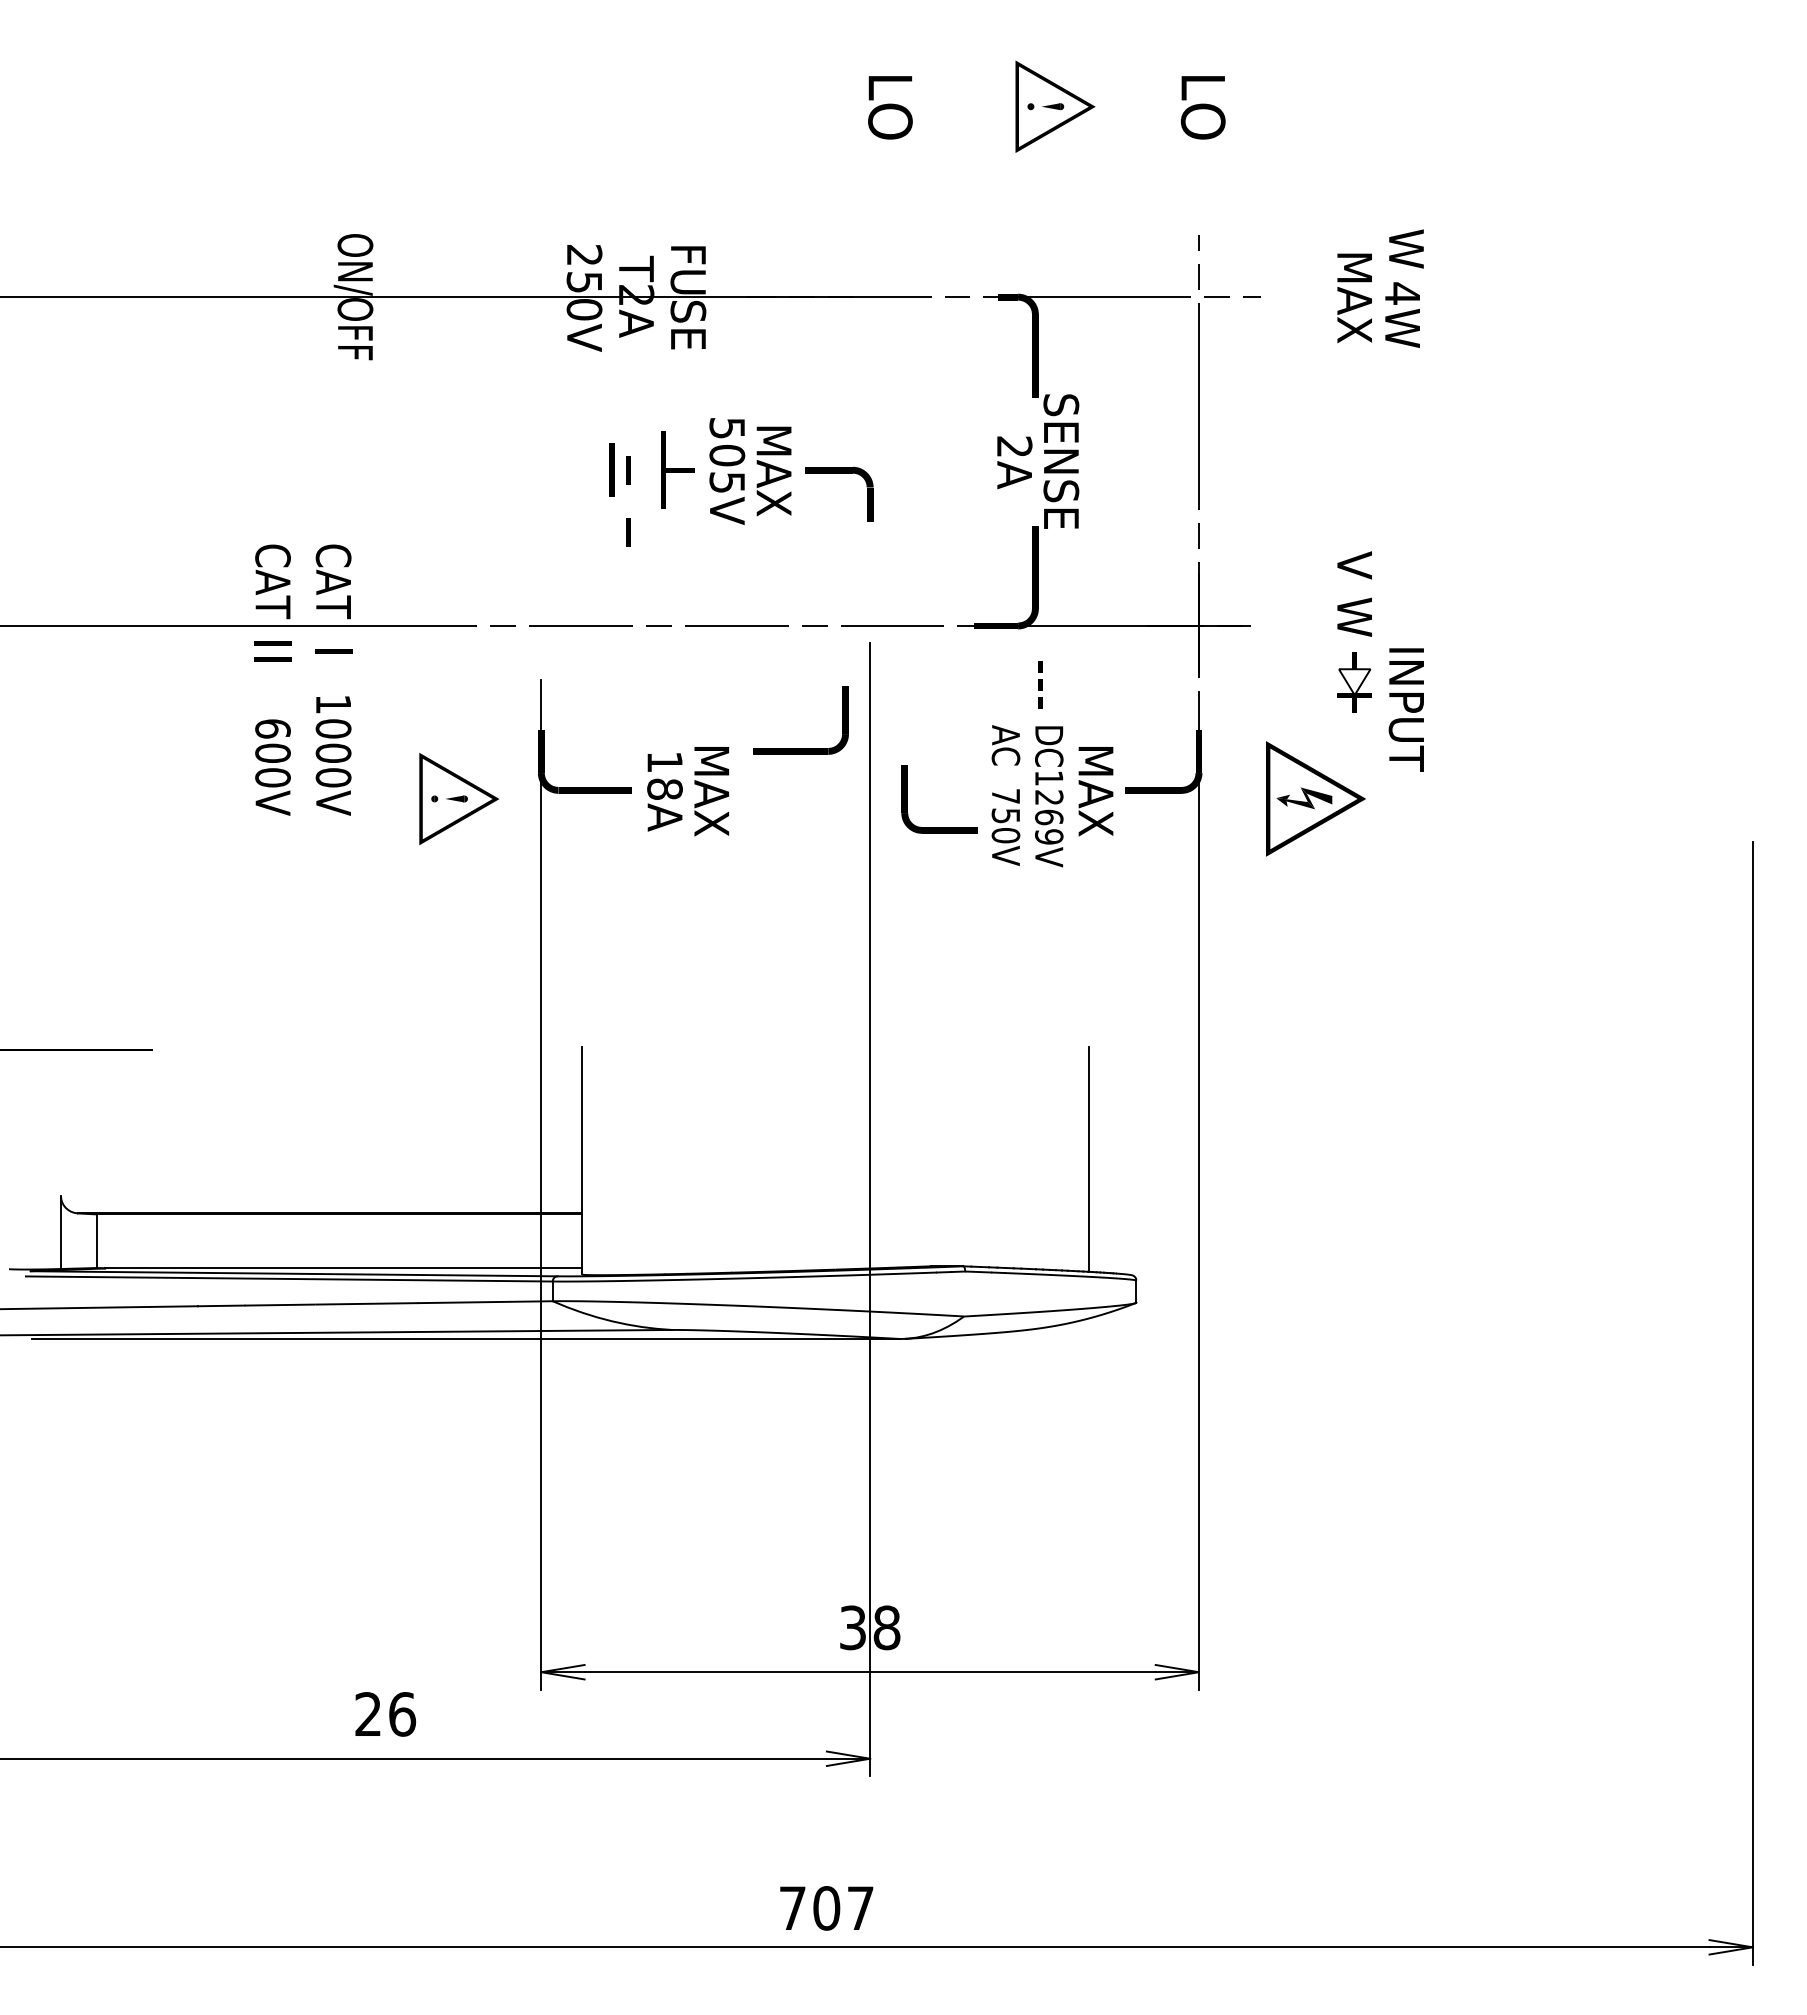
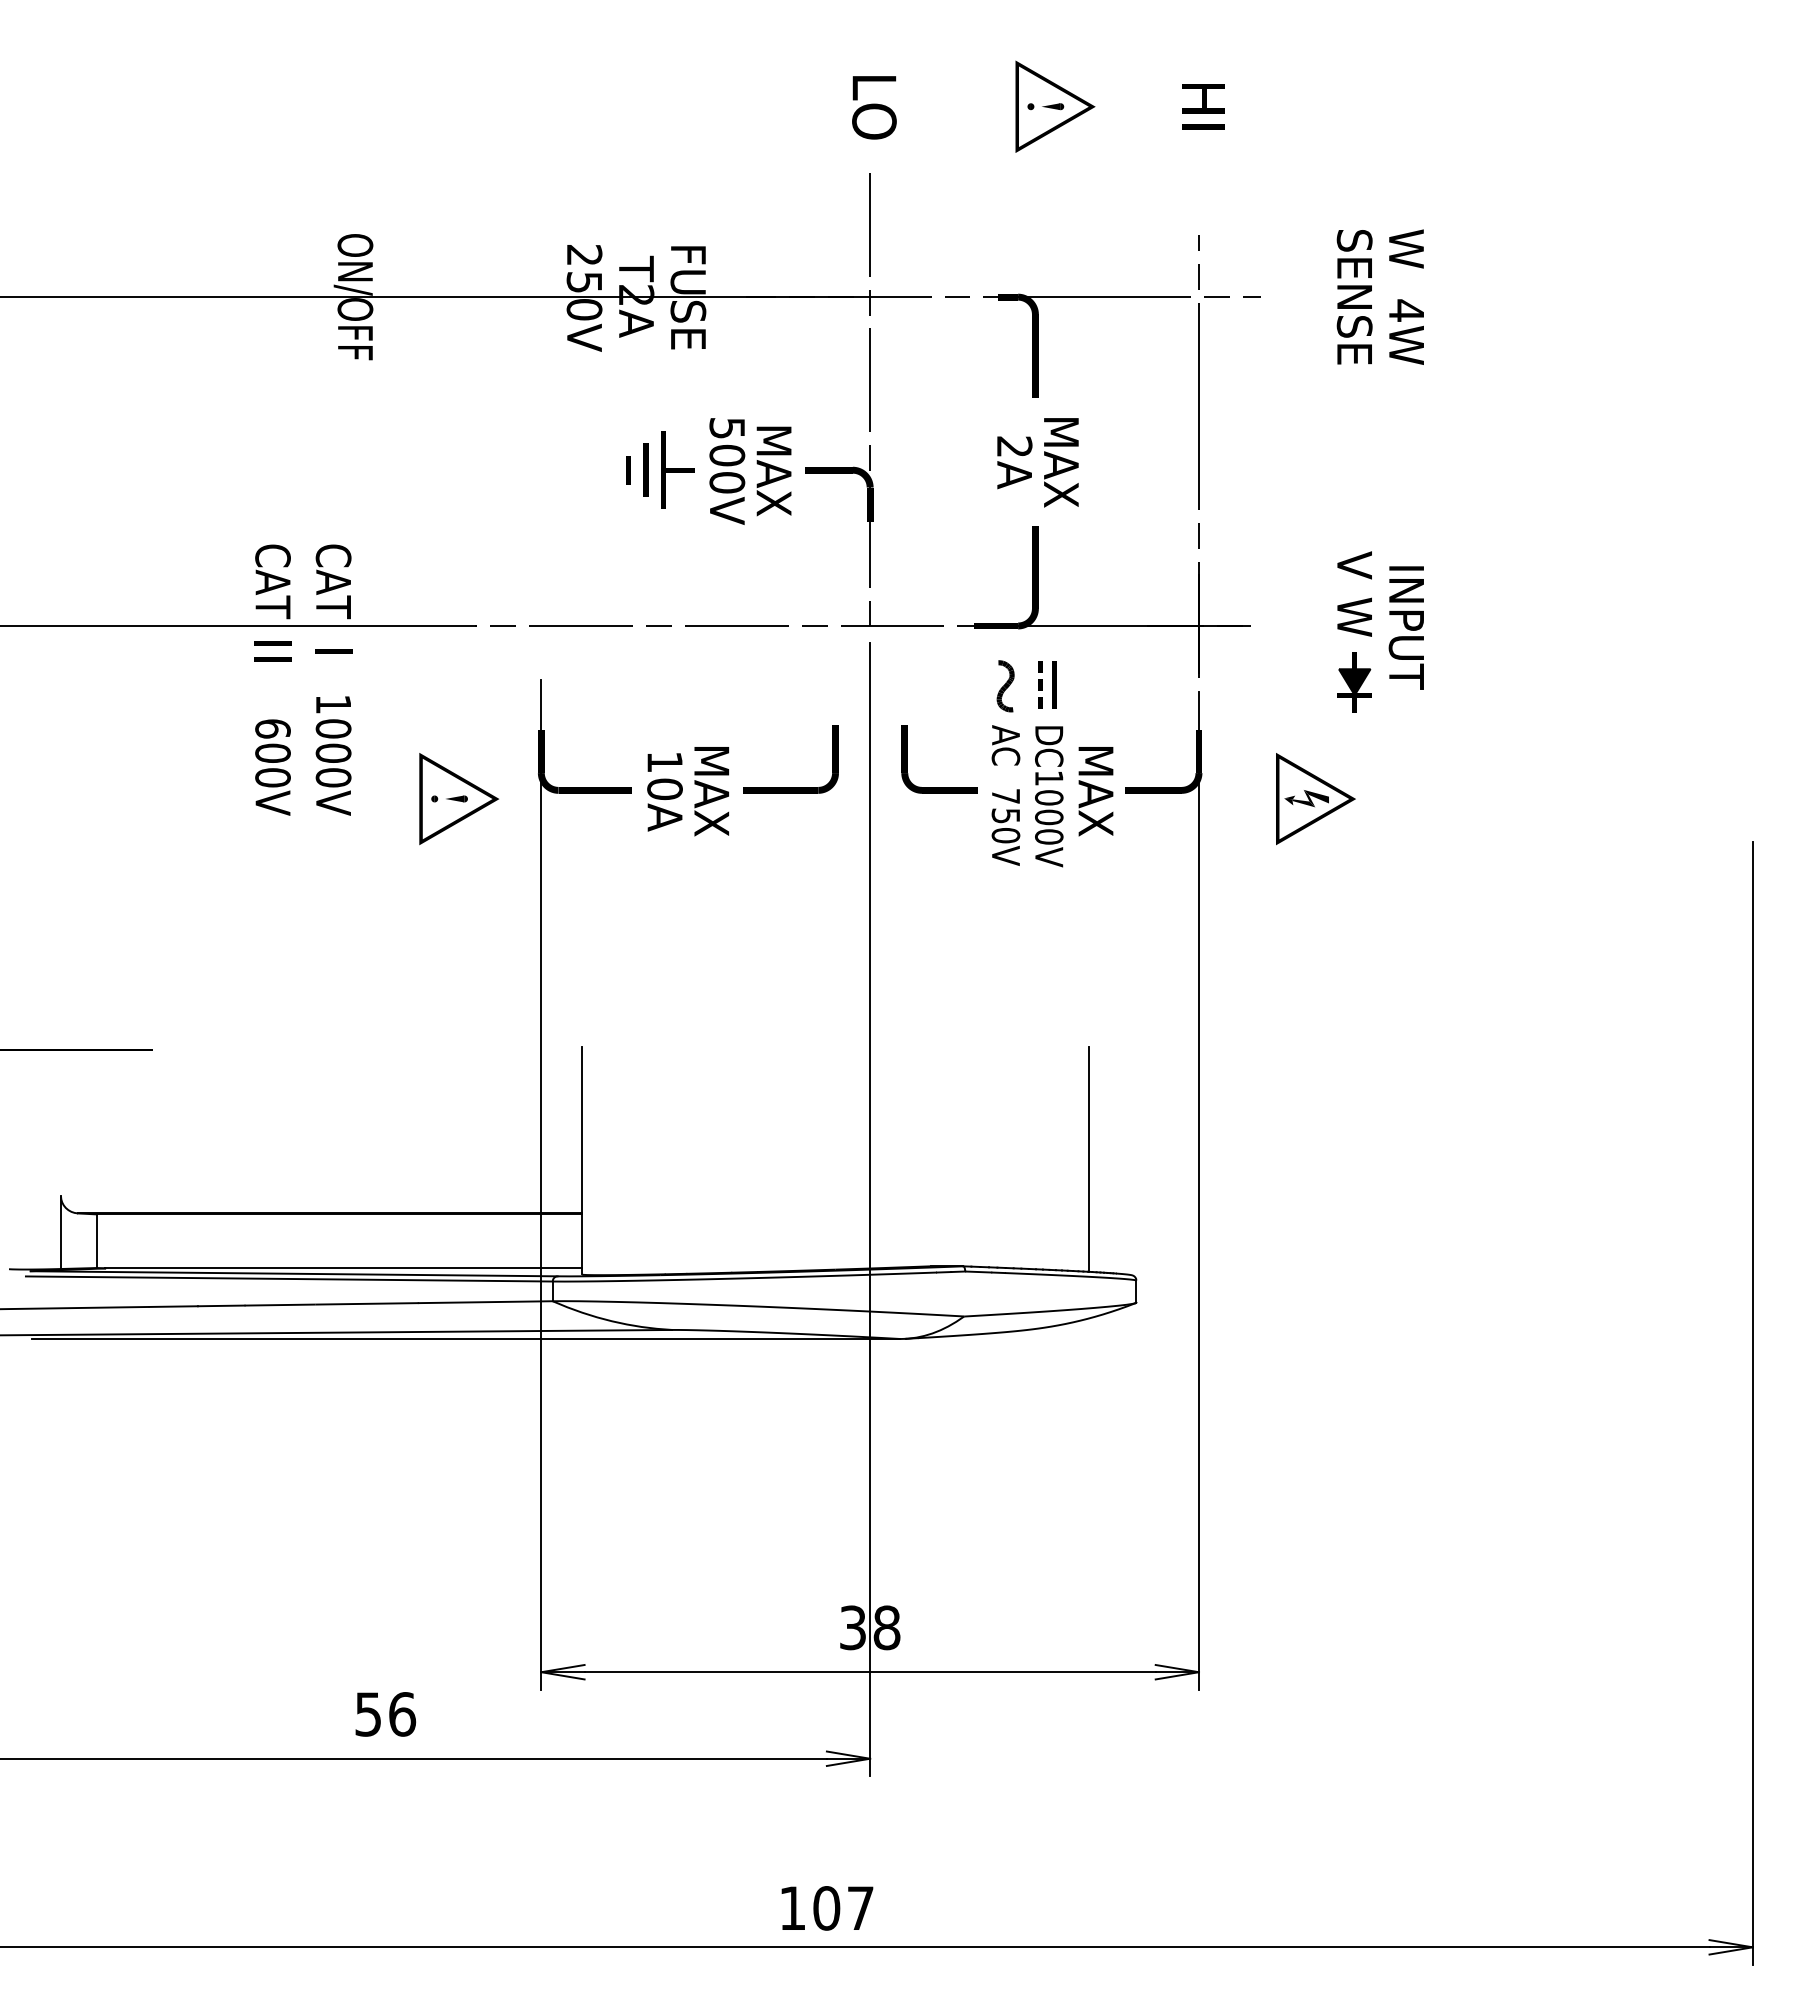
text position: (890, 107) -> (874, 107) (874, 107)
text: LO -> HI (1202, 107)
text: MAX -> SENSE (1354, 297)
text position: (1402, 314) -> (1406, 331) (1406, 331)
line: none -> present (870, 398)
text: SENSE -> MAX (1061, 461)
line position: (611, 469) -> (645, 469) (645, 469)
text: 505V -> 500V (727, 482)
line: present -> none (628, 532)
fill: none -> present (1354, 682)
line: none -> present (1054, 684)
curve: none -> present (1005, 686)
text position: (1405, 709) -> (1405, 627) (1405, 627)
curve position: (800, 748) -> (790, 787) (790, 787)
text: 18A -> 10A (664, 789)
part size: 100x116 px -> 80x93 px (1315, 799)
text: DC1269V -> DC1000V (1049, 817)
curve position: (939, 827) -> (939, 787) (939, 787)
text: 26 -> 56 (367, 1714)
text: 707 -> 107 (792, 1907)
